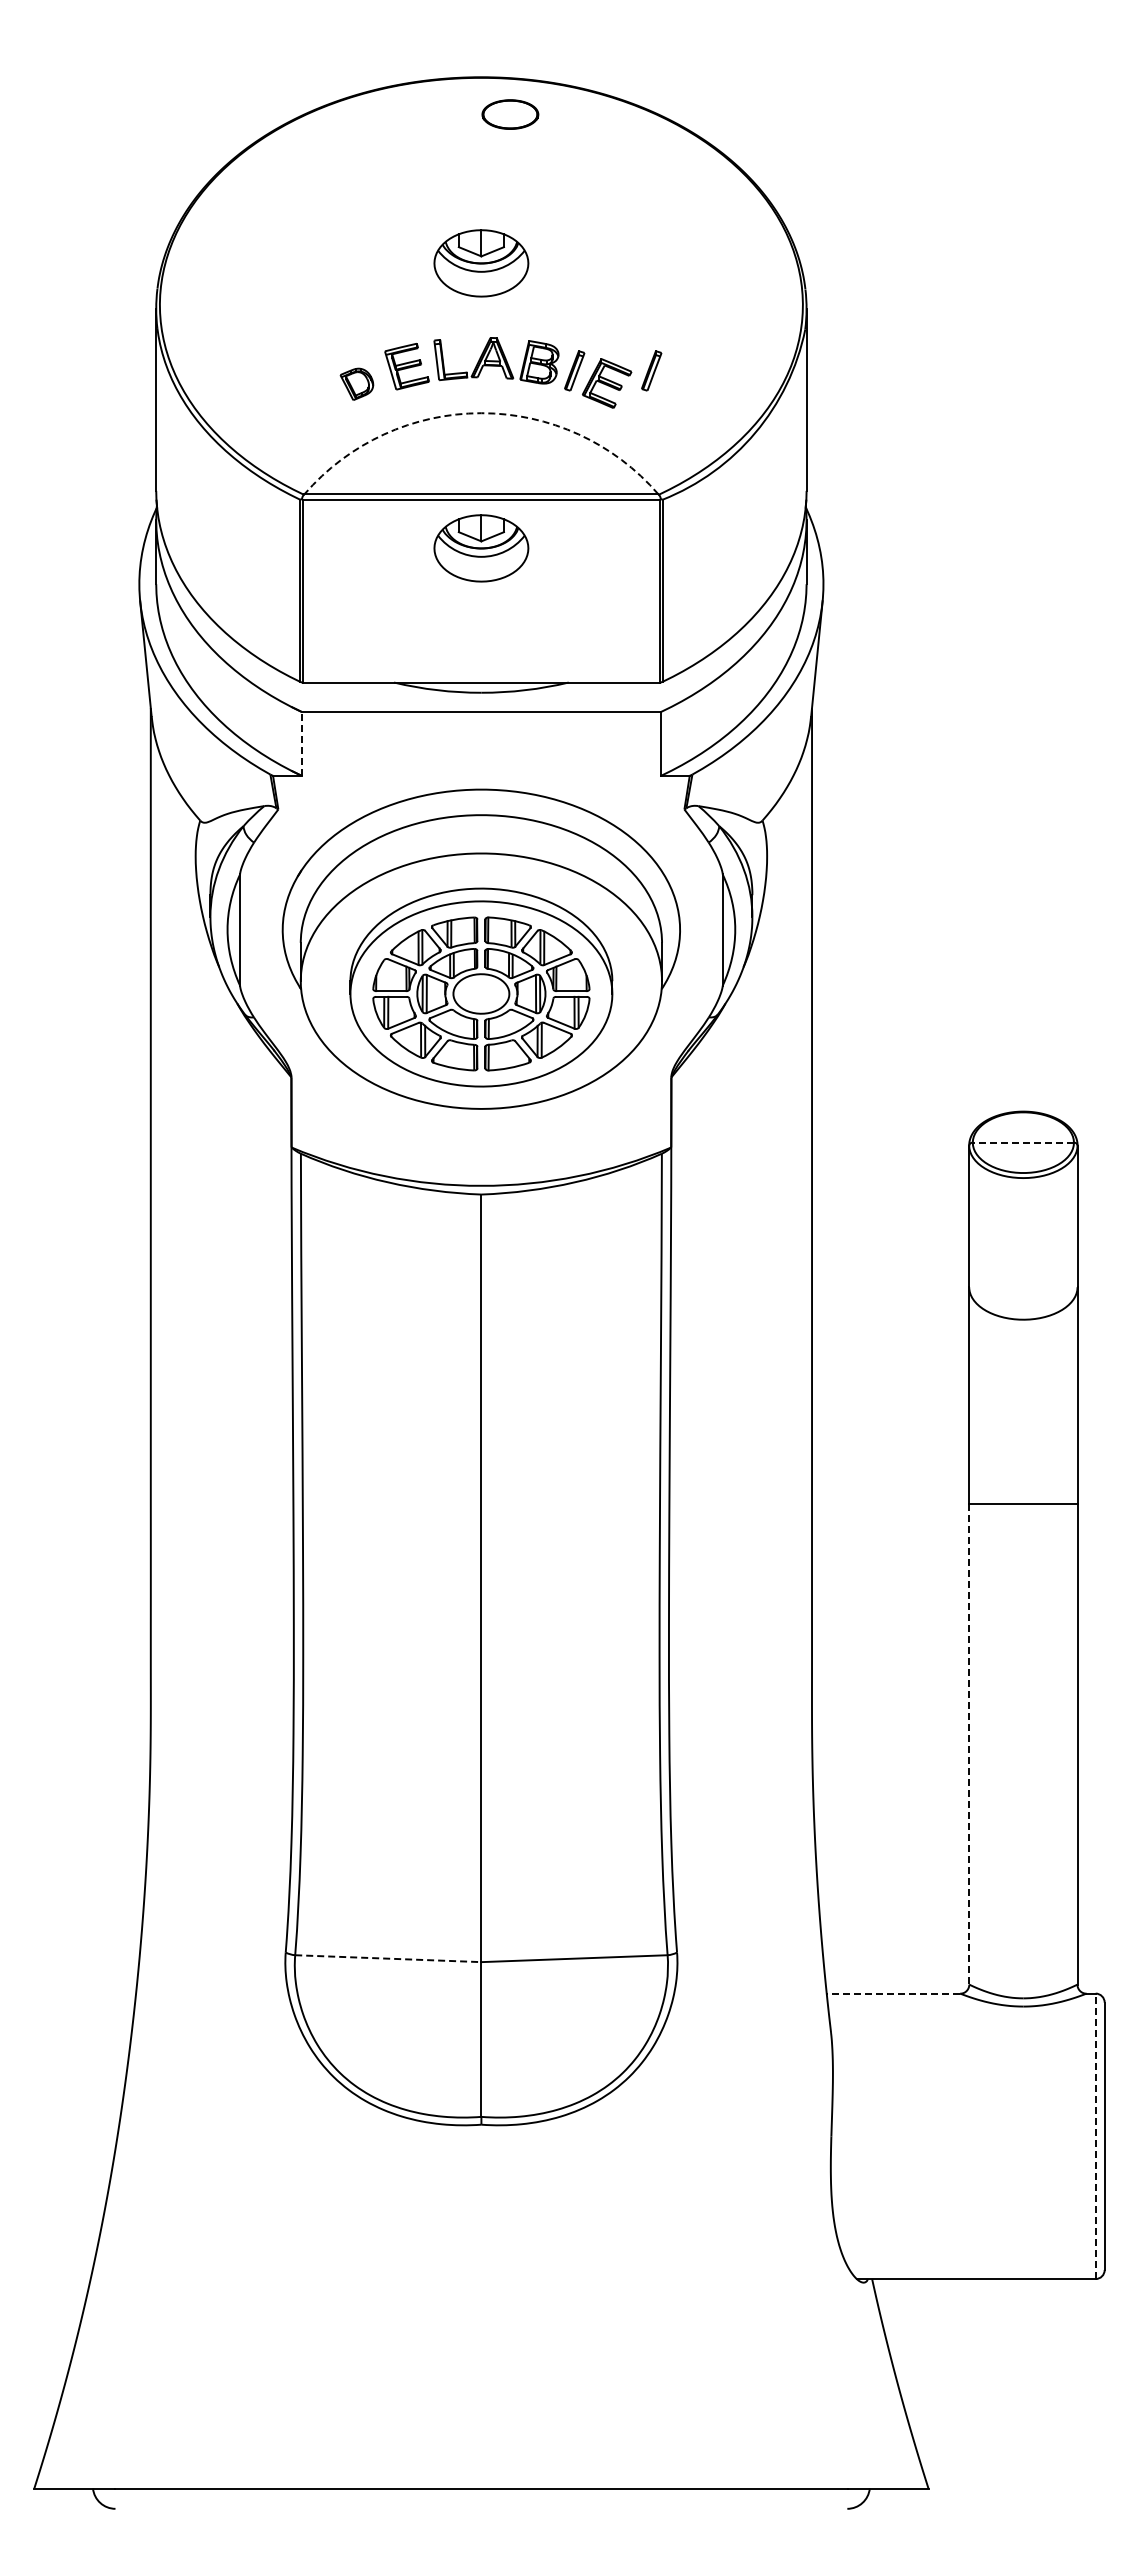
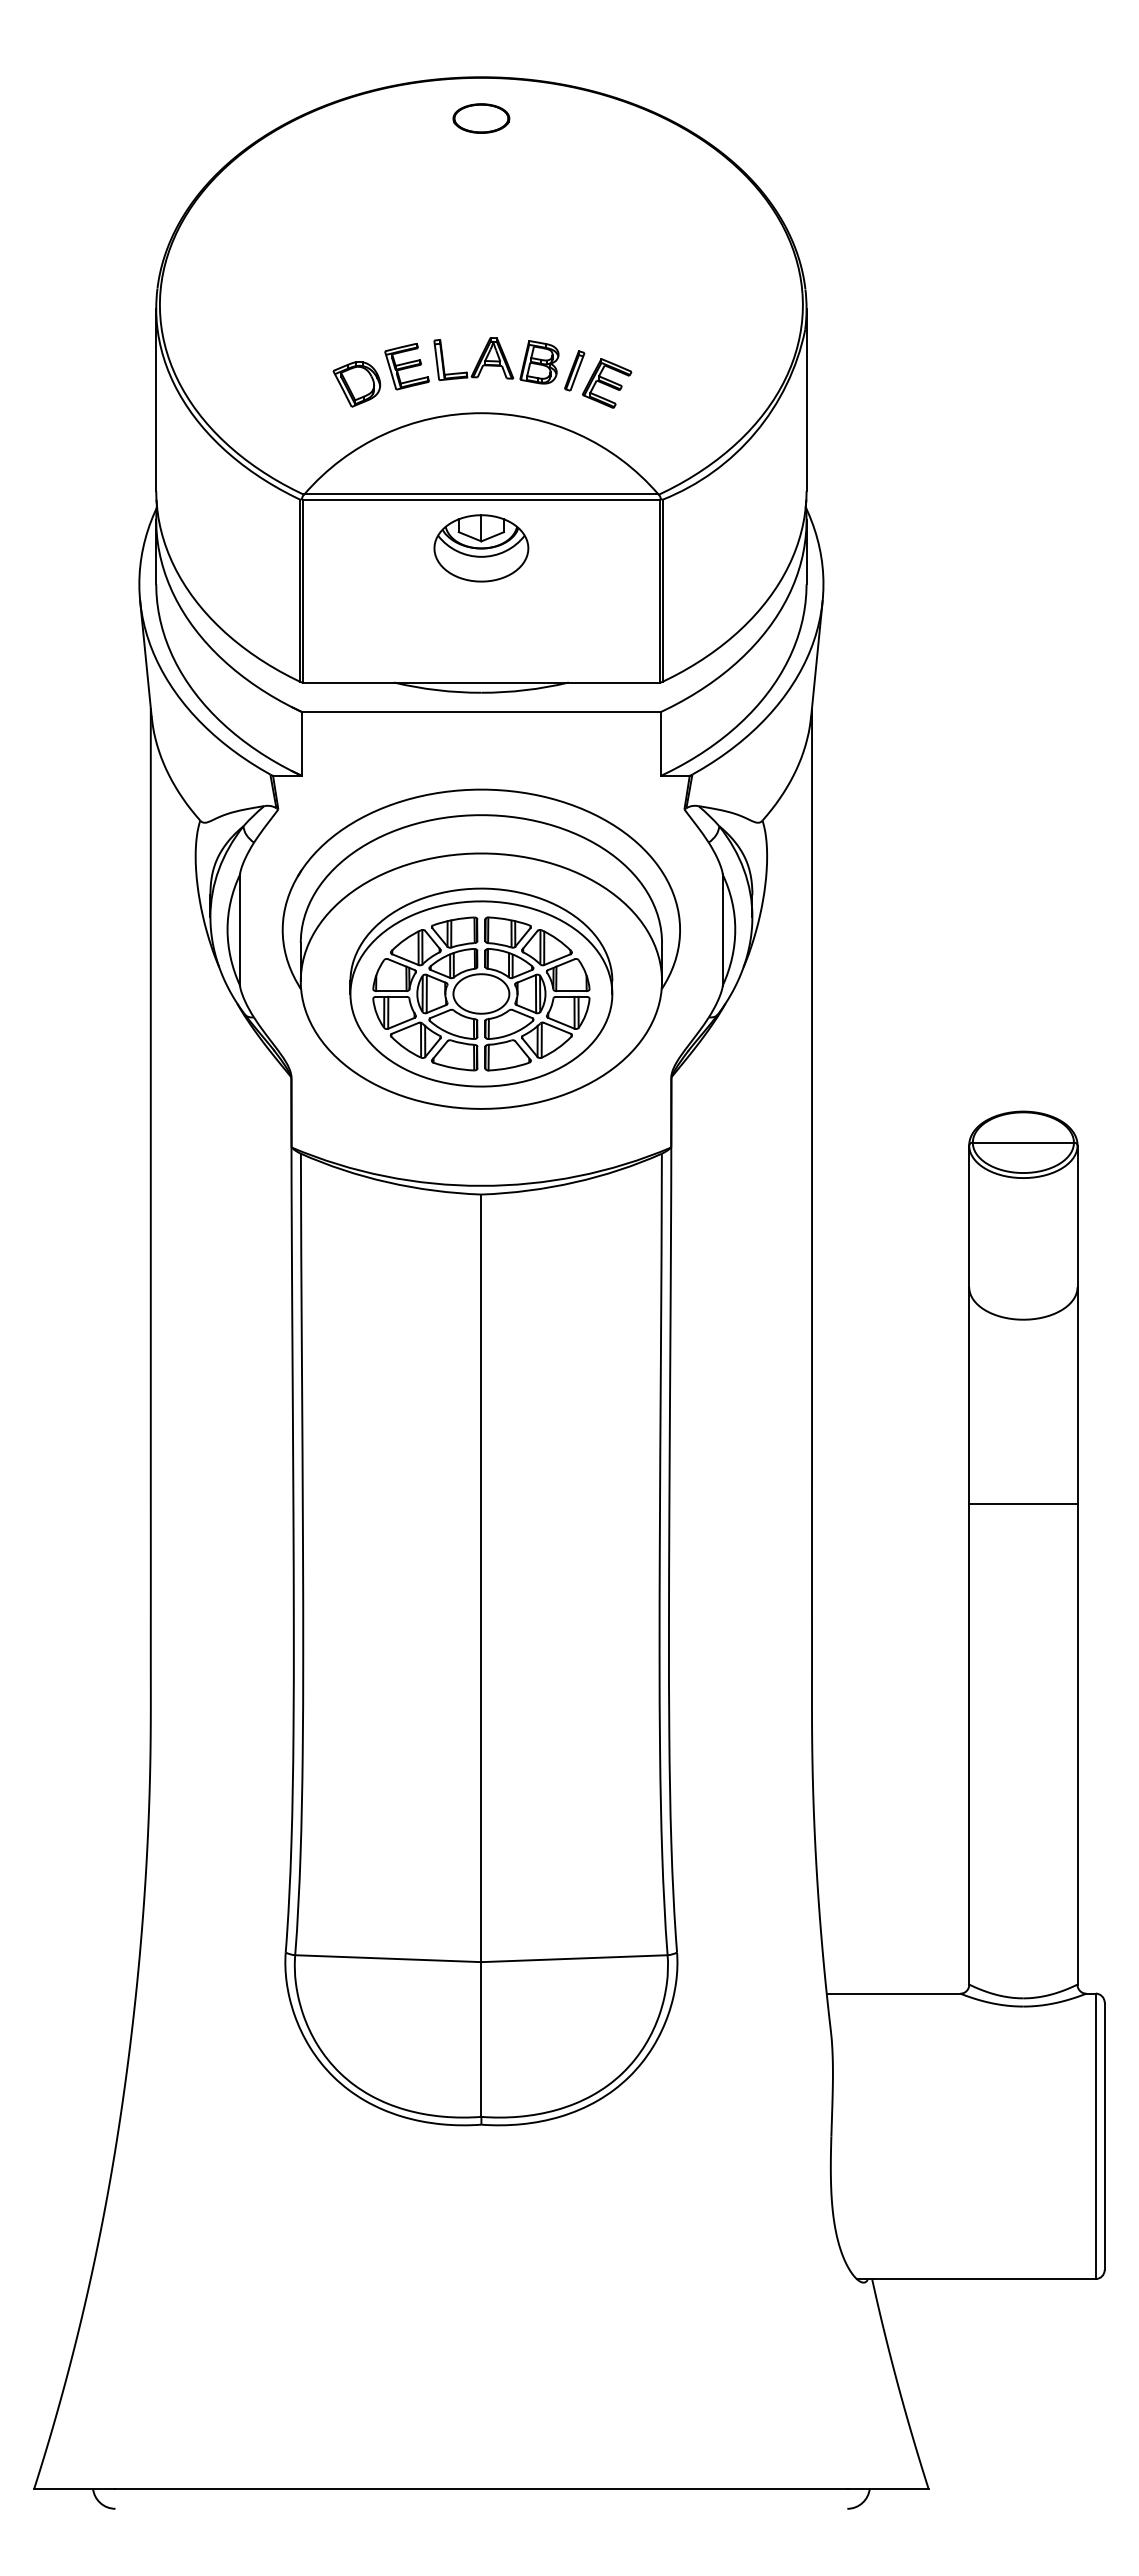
part position: (510, 114) -> (481, 118) (481, 118)
part: present -> none (481, 263)
part: present -> none (651, 370)
part size: 36x34 px -> 50x47 px (356, 384)
arc: dashed -> solid (481, 413)
line: dashed -> solid (301, 743)
line: dashed -> solid (1023, 1142)
line: dashed -> solid (969, 1744)
line: dashed -> solid (388, 1958)
line: dashed -> solid (893, 1993)
line: dashed -> solid (1095, 2136)
